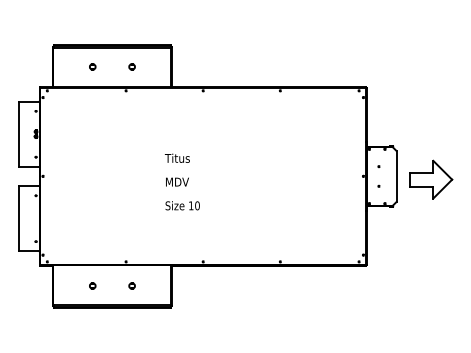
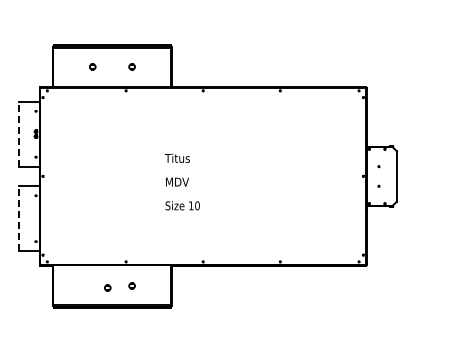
line: solid -> dashed (18, 133)
part: present -> none (431, 179)
line: solid -> dashed (18, 218)
part position: (92, 285) -> (107, 287) (107, 287)
